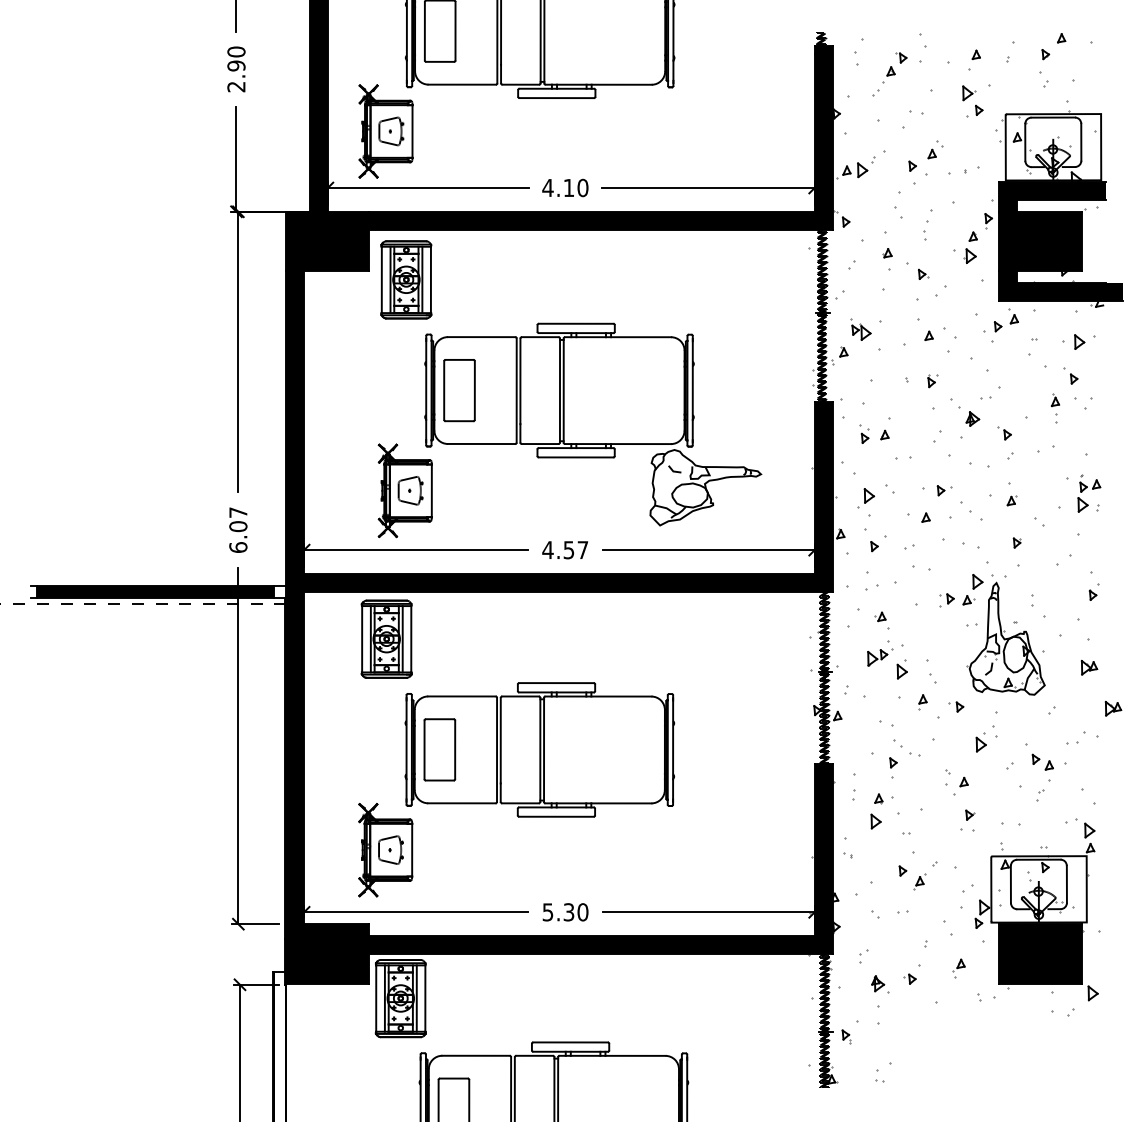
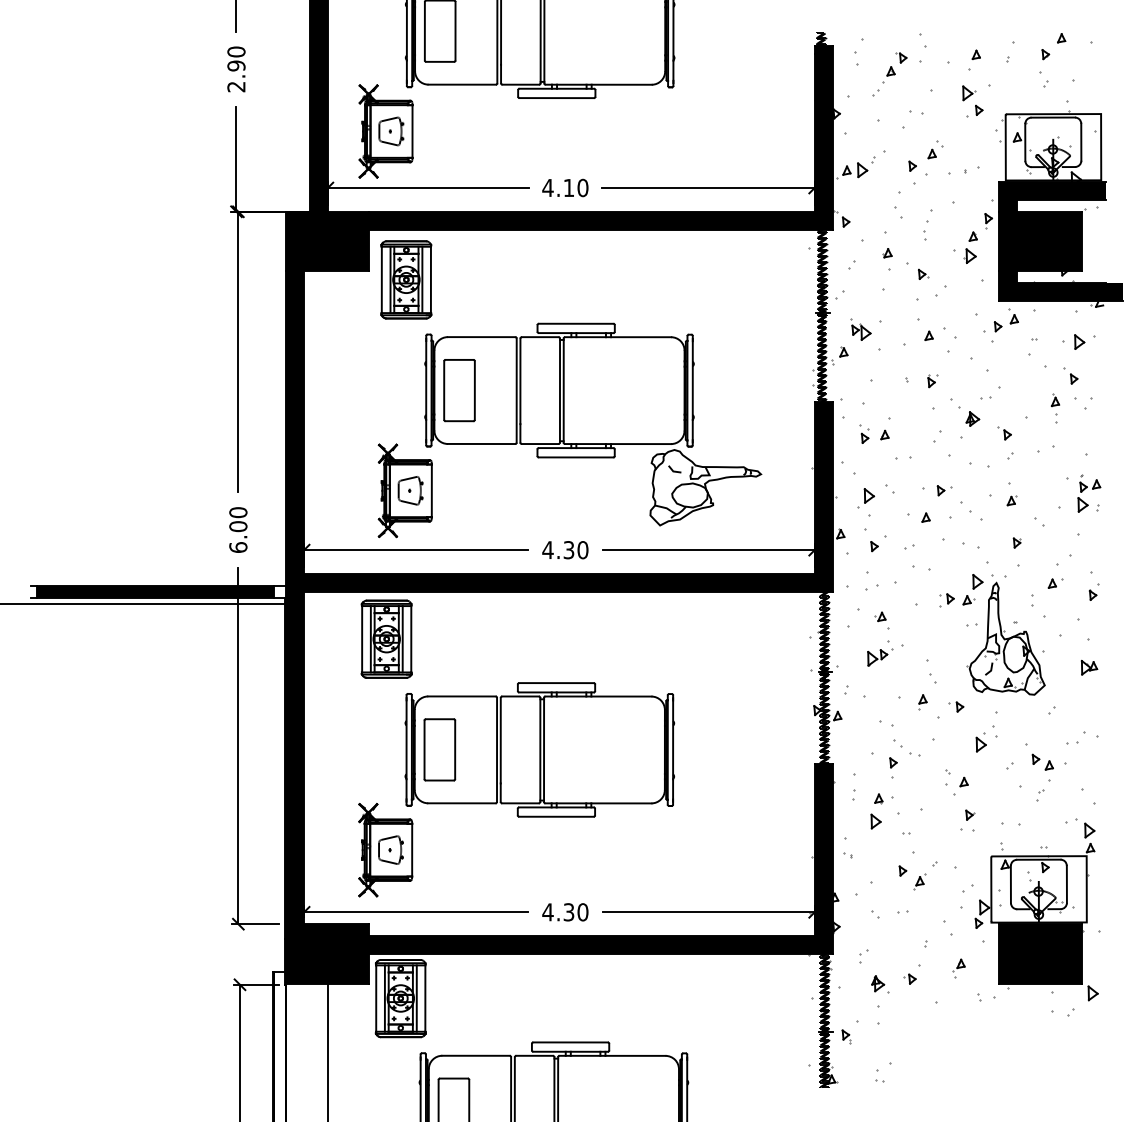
text: 6.07 -> 6.00 (238, 512)
text: 4.57 -> 4.30 (576, 550)
part: none -> present (1055, 583)
line: dashed -> solid (143, 603)
part: present -> none (901, 669)
part: present -> none (1113, 708)
text: 5.30 -> 4.30 (547, 912)
line: none -> present (327, 1050)
